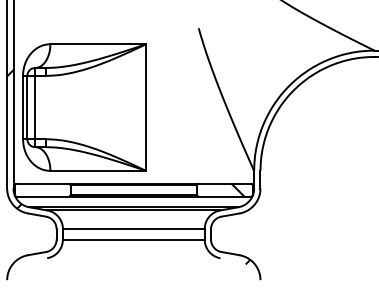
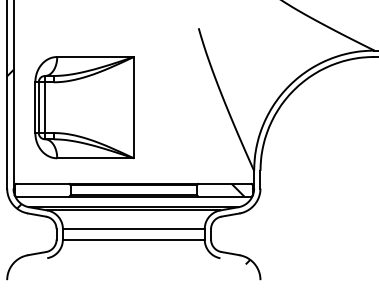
part size: 125x129 px -> 101x104 px (84, 107)
